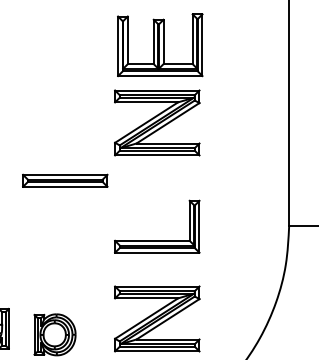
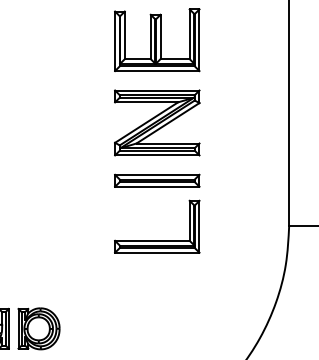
part position: (160, 45) -> (157, 40) (157, 40)
part position: (65, 180) -> (157, 180) (157, 180)
part: present -> none (157, 318)
part position: (54, 334) -> (38, 328) (38, 328)
